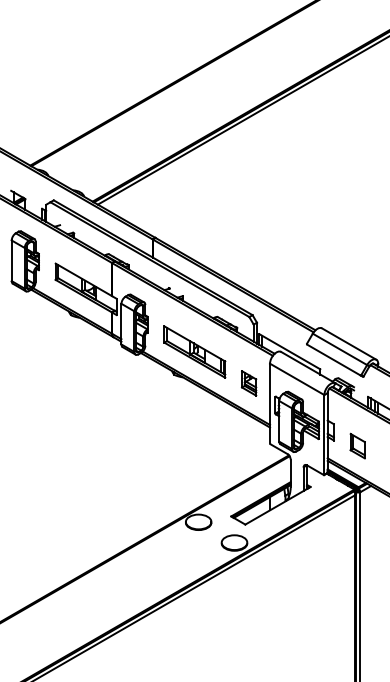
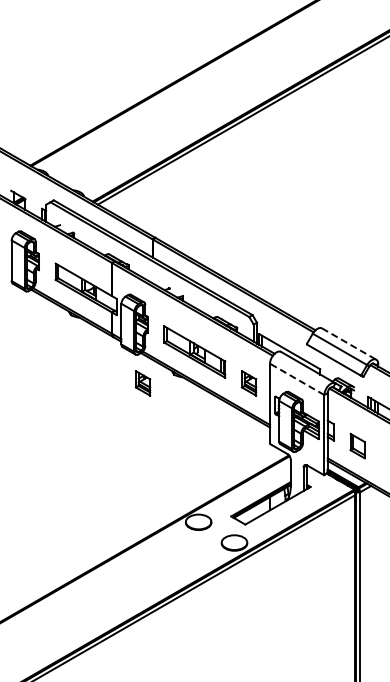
line: solid -> dashed (349, 344)
line: solid -> dashed (296, 379)
part: none -> present (143, 383)
